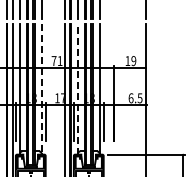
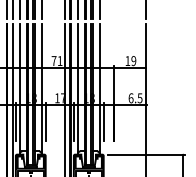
line: dashed -> solid (78, 88)
line: dashed -> solid (41, 89)
